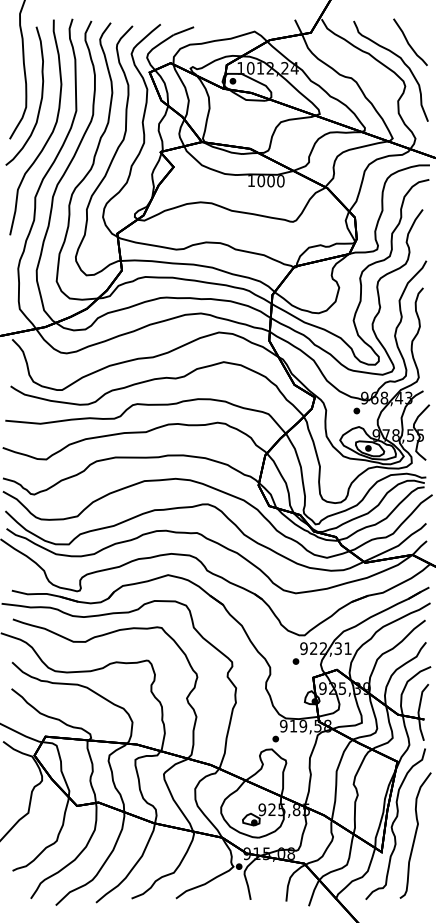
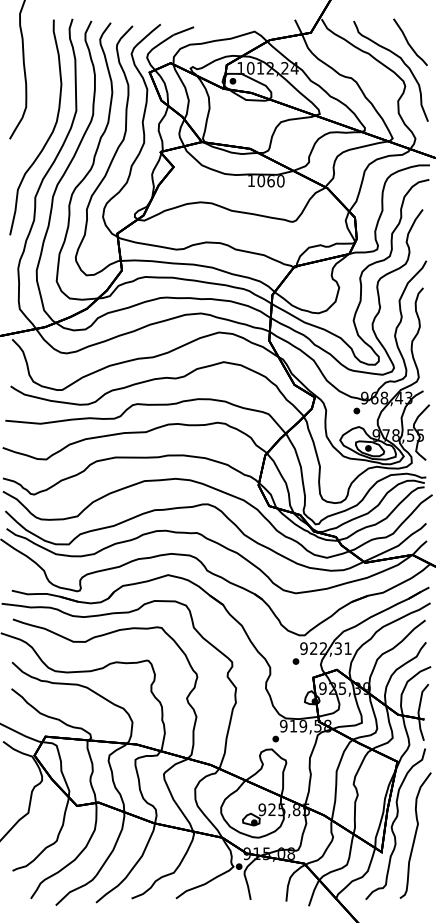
curve: present -> none (40, 99)
text: 1000 -> 1060 (270, 181)
